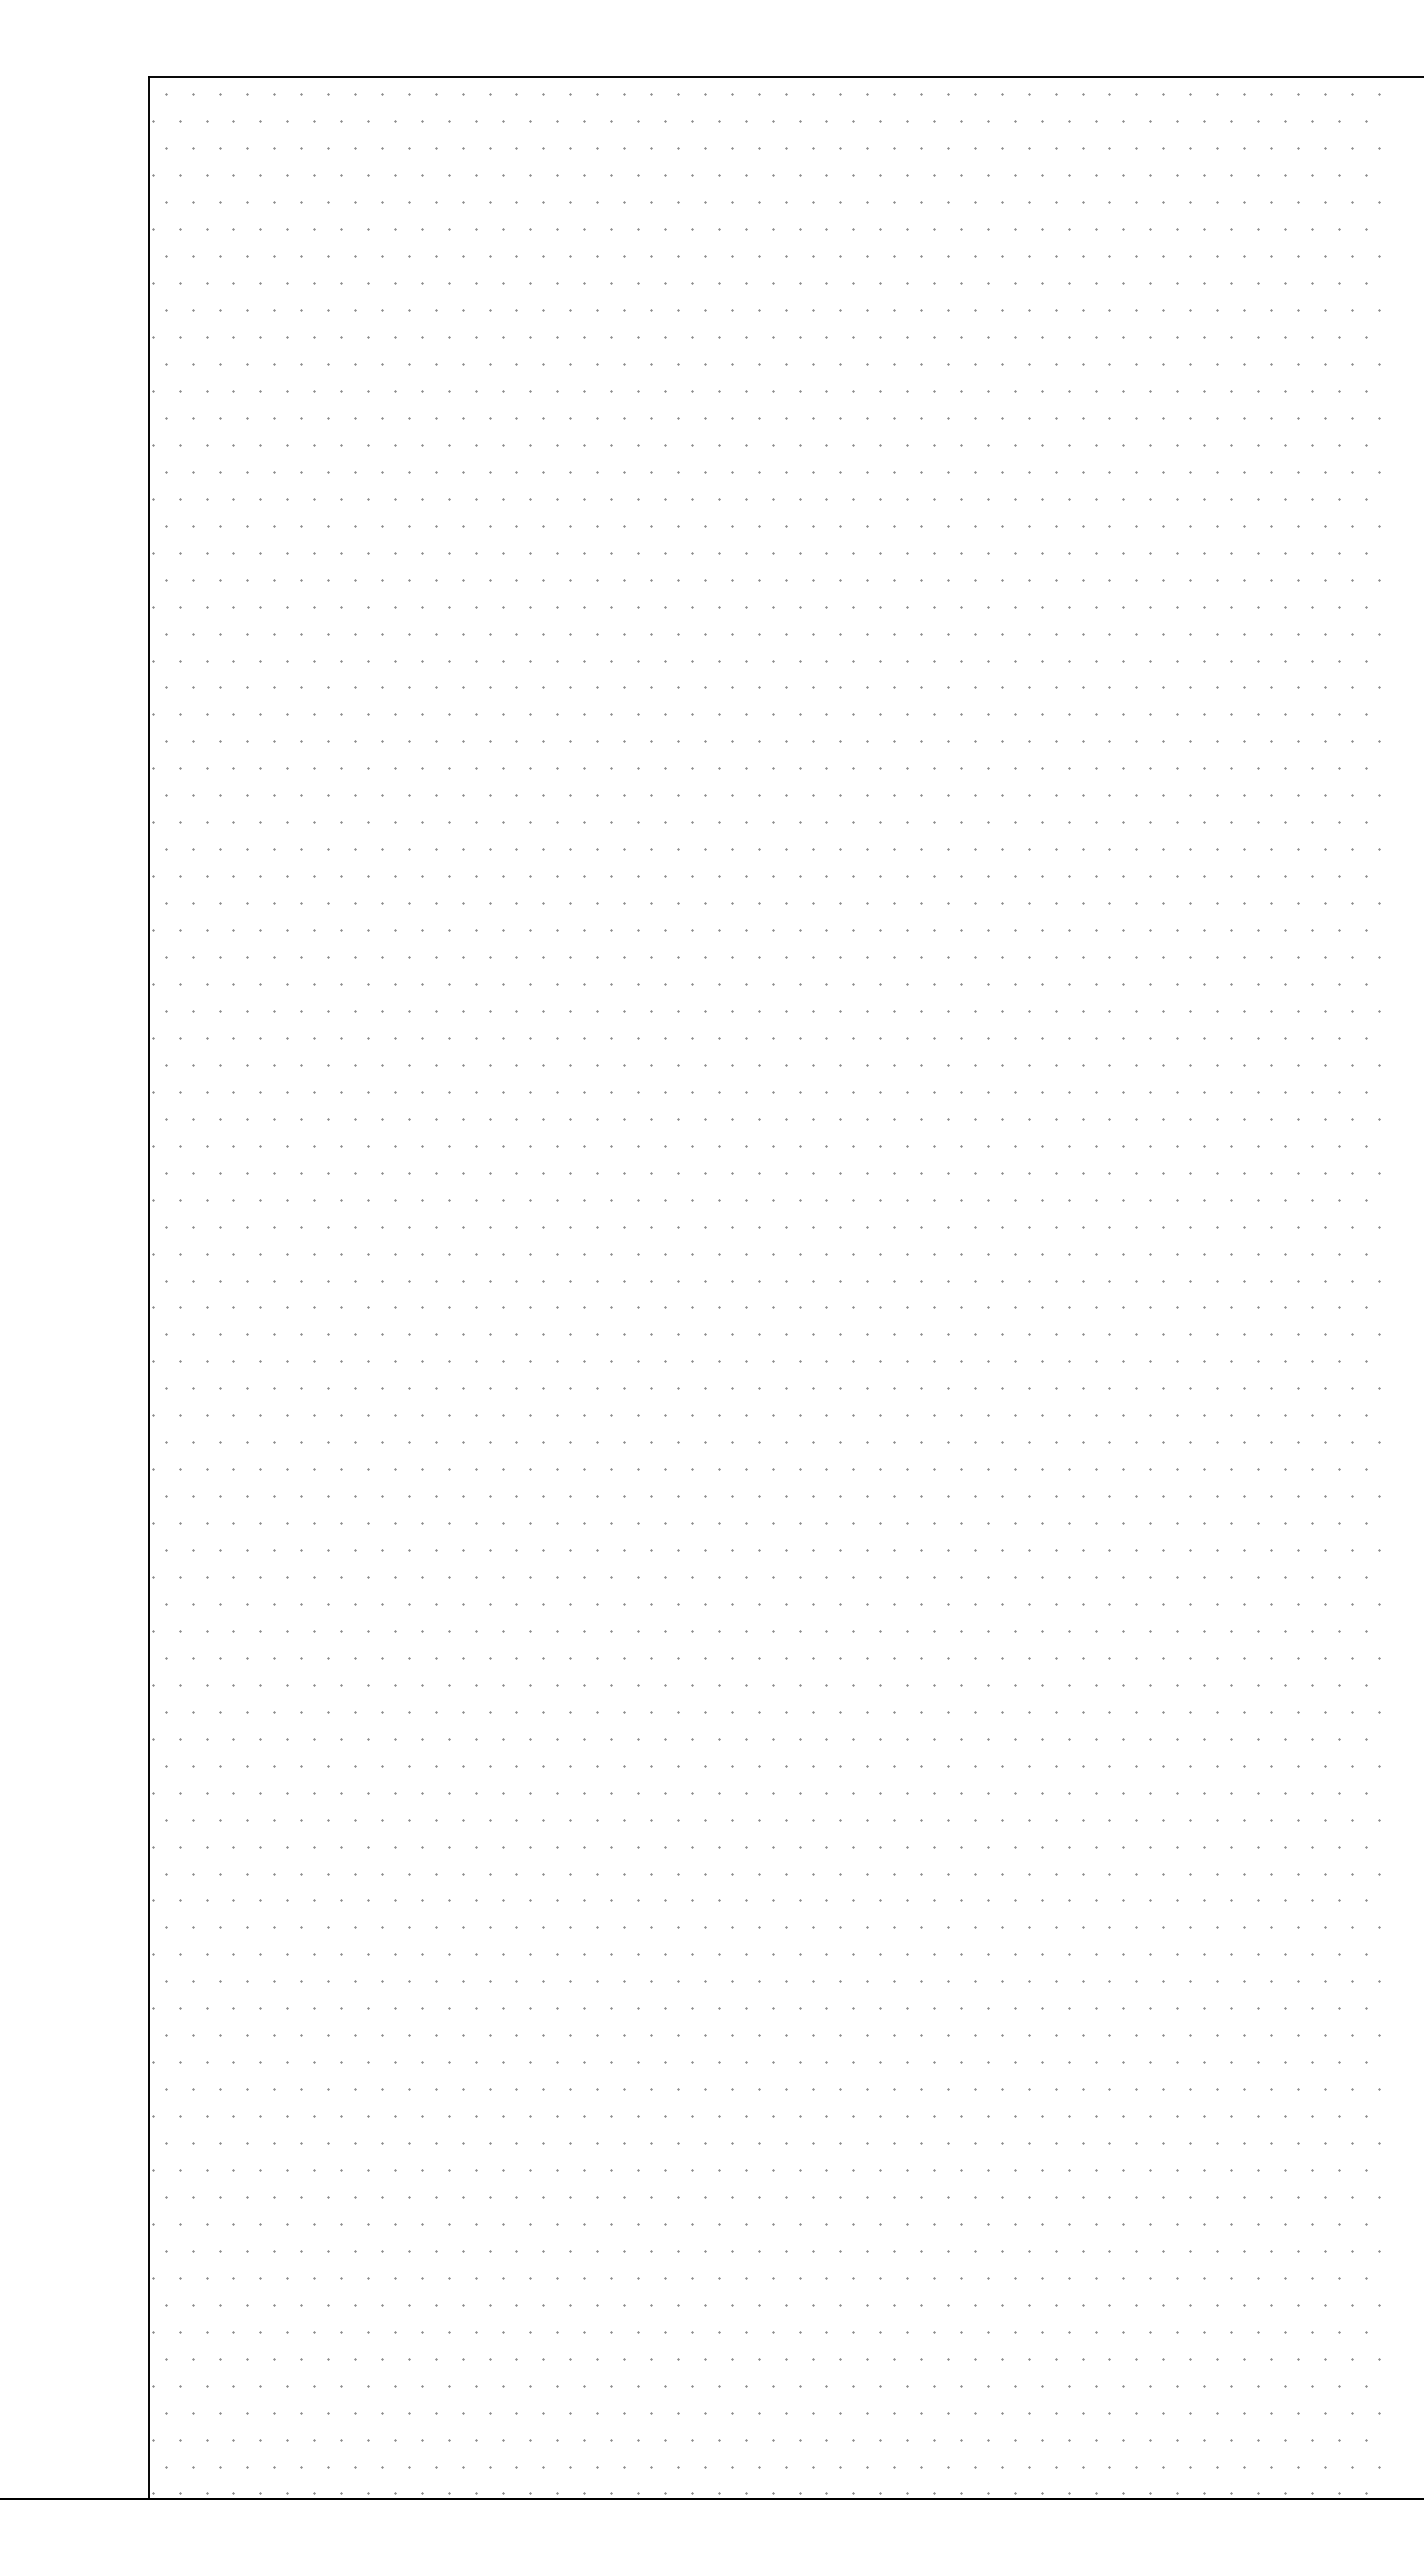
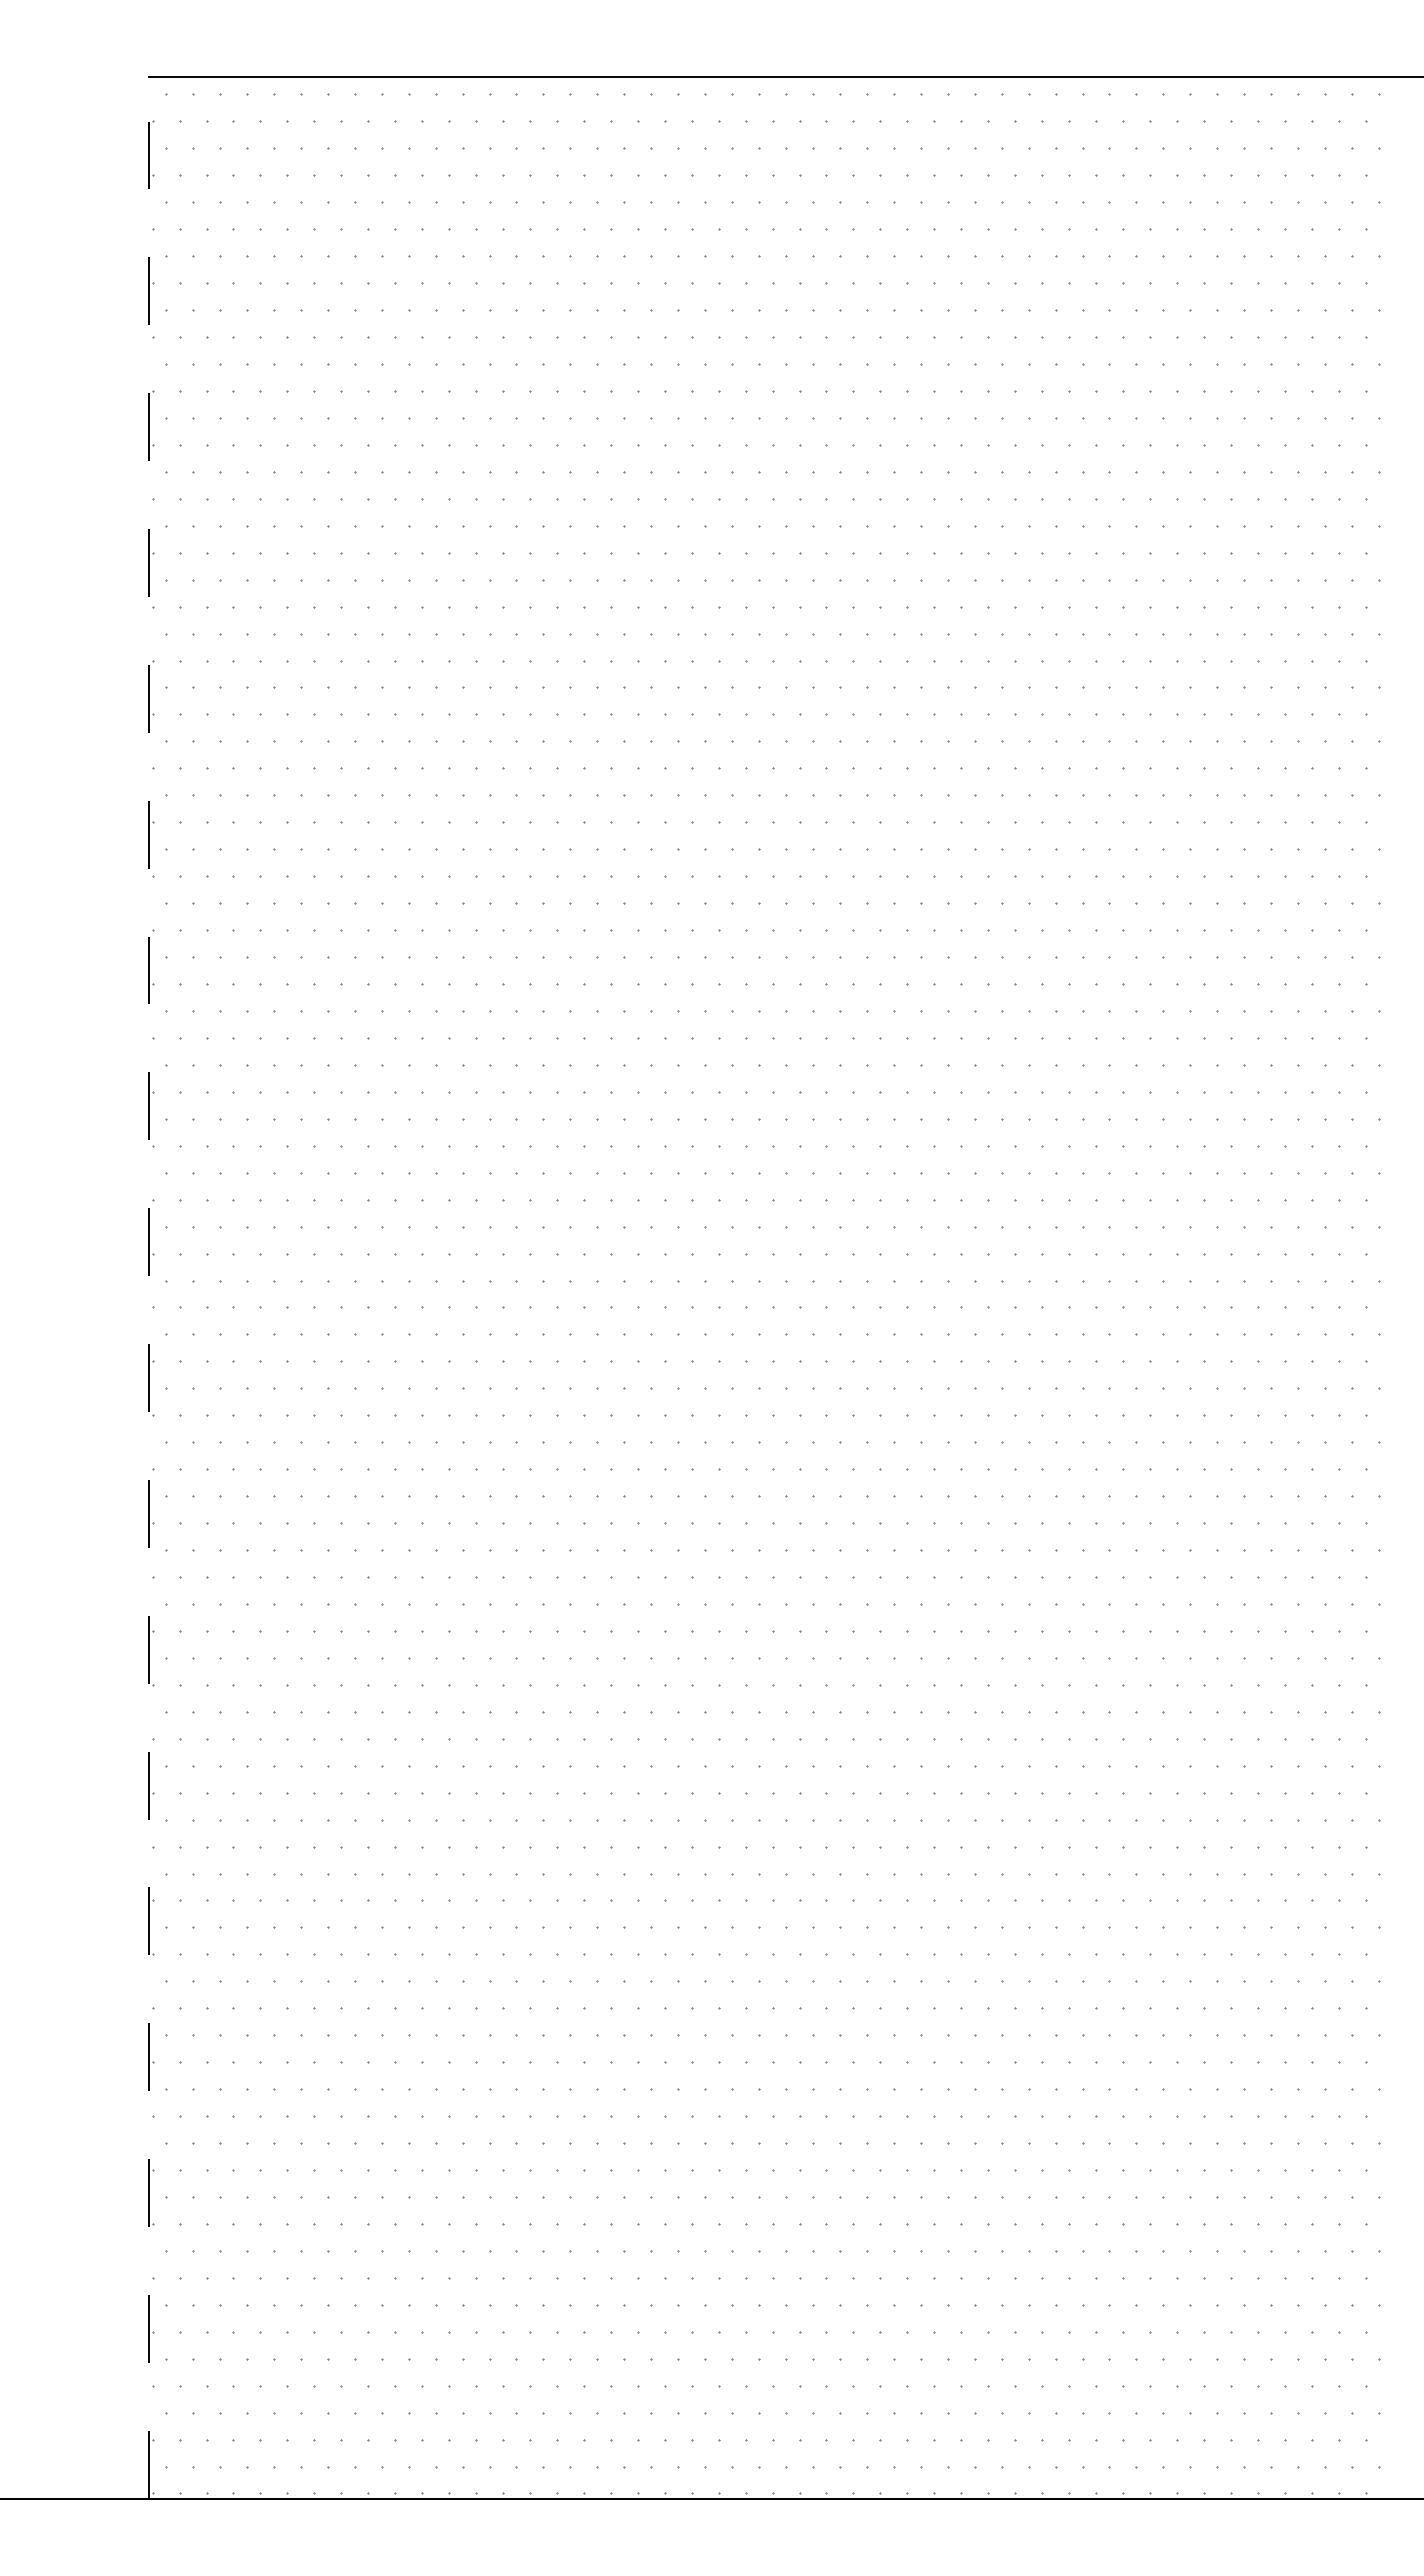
line: solid -> dashed (149, 1287)
